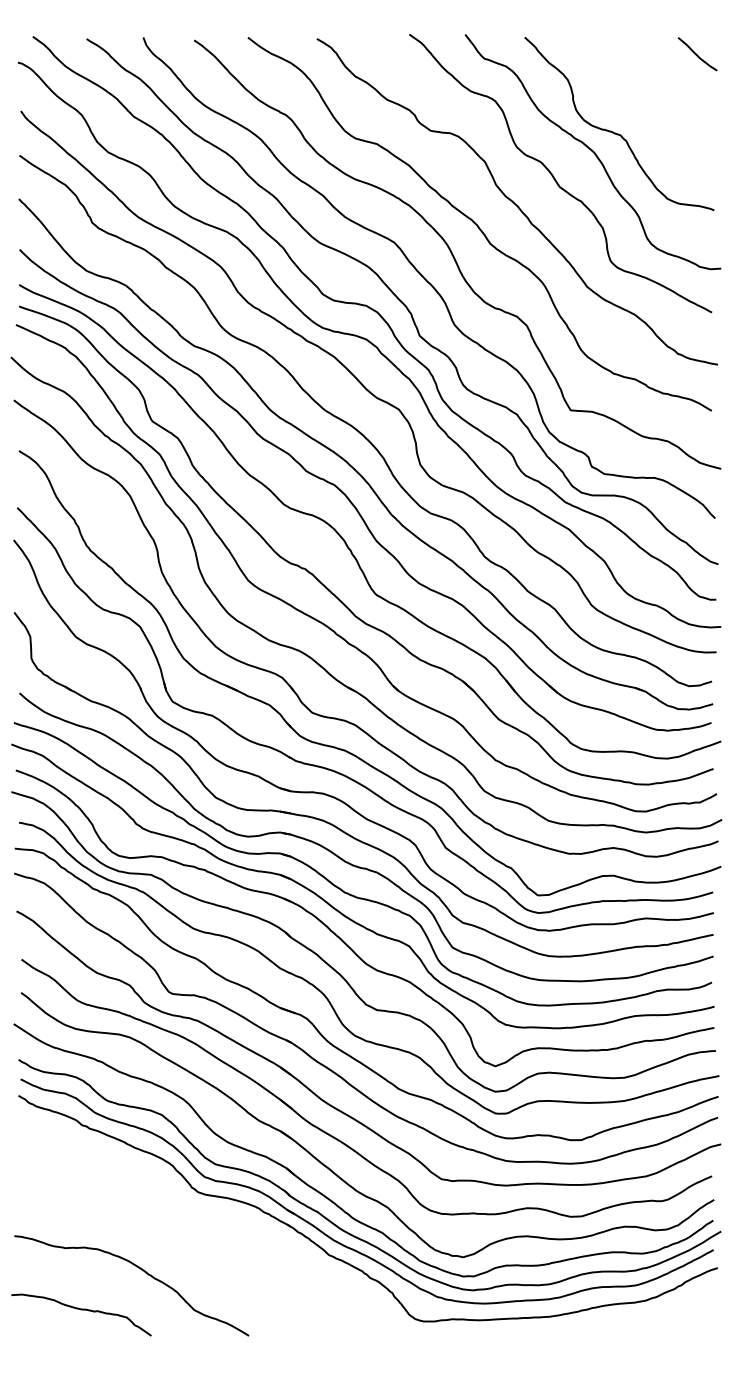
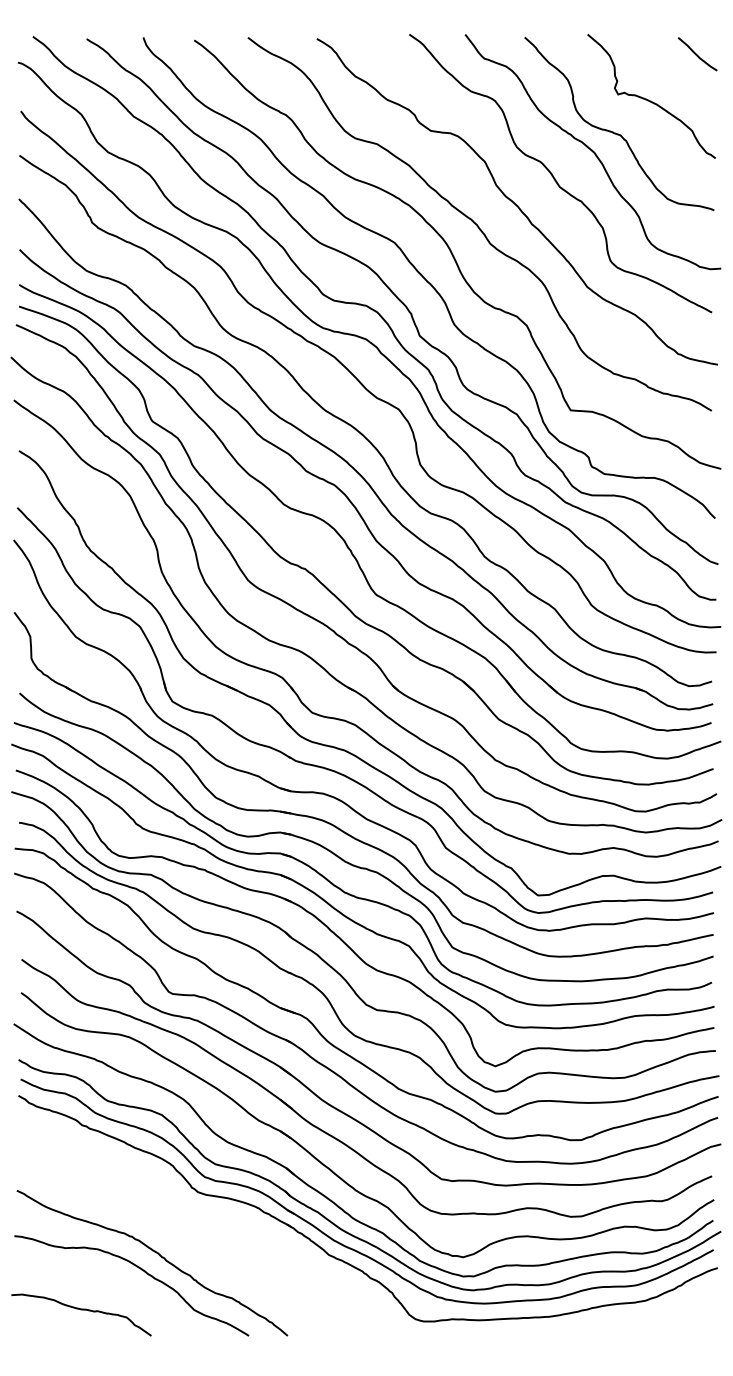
curve: none -> present (650, 100)
curve: none -> present (159, 1256)
